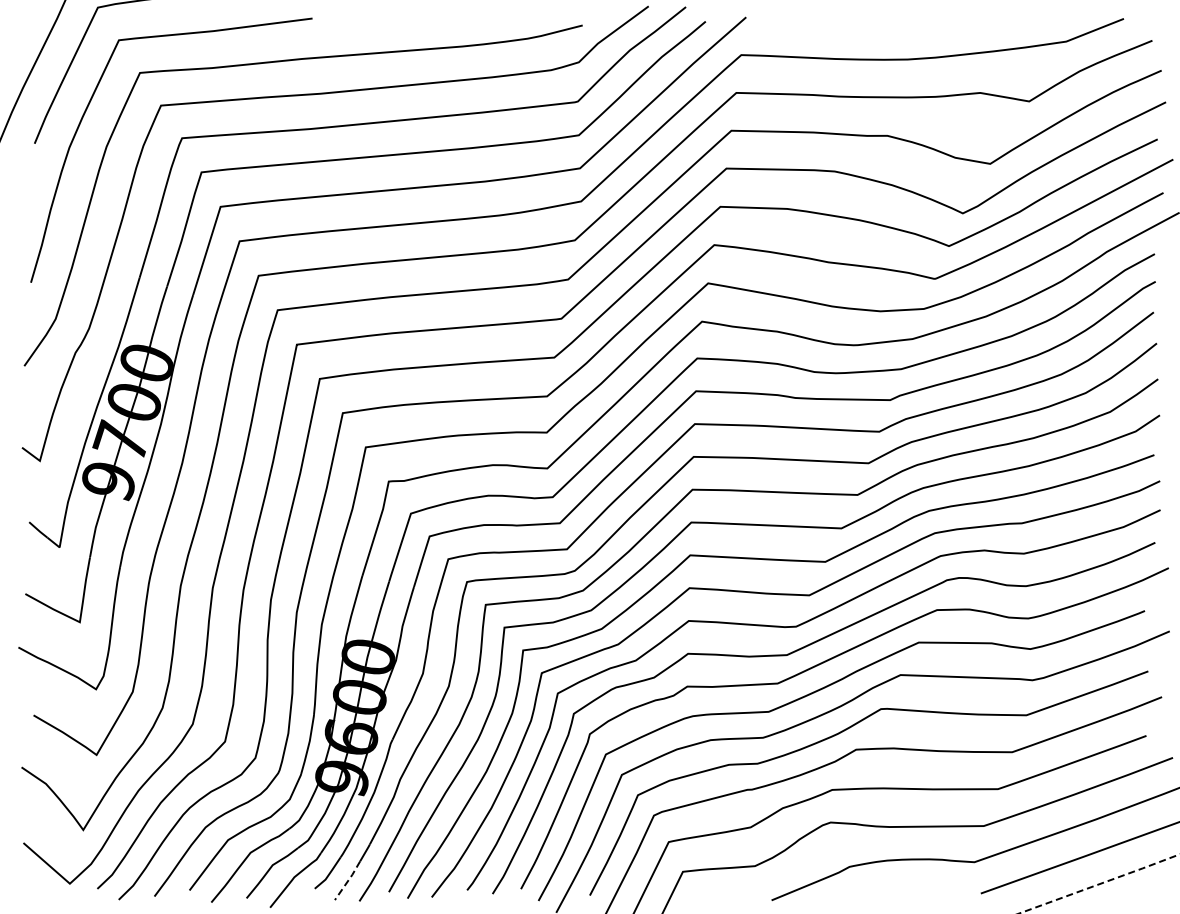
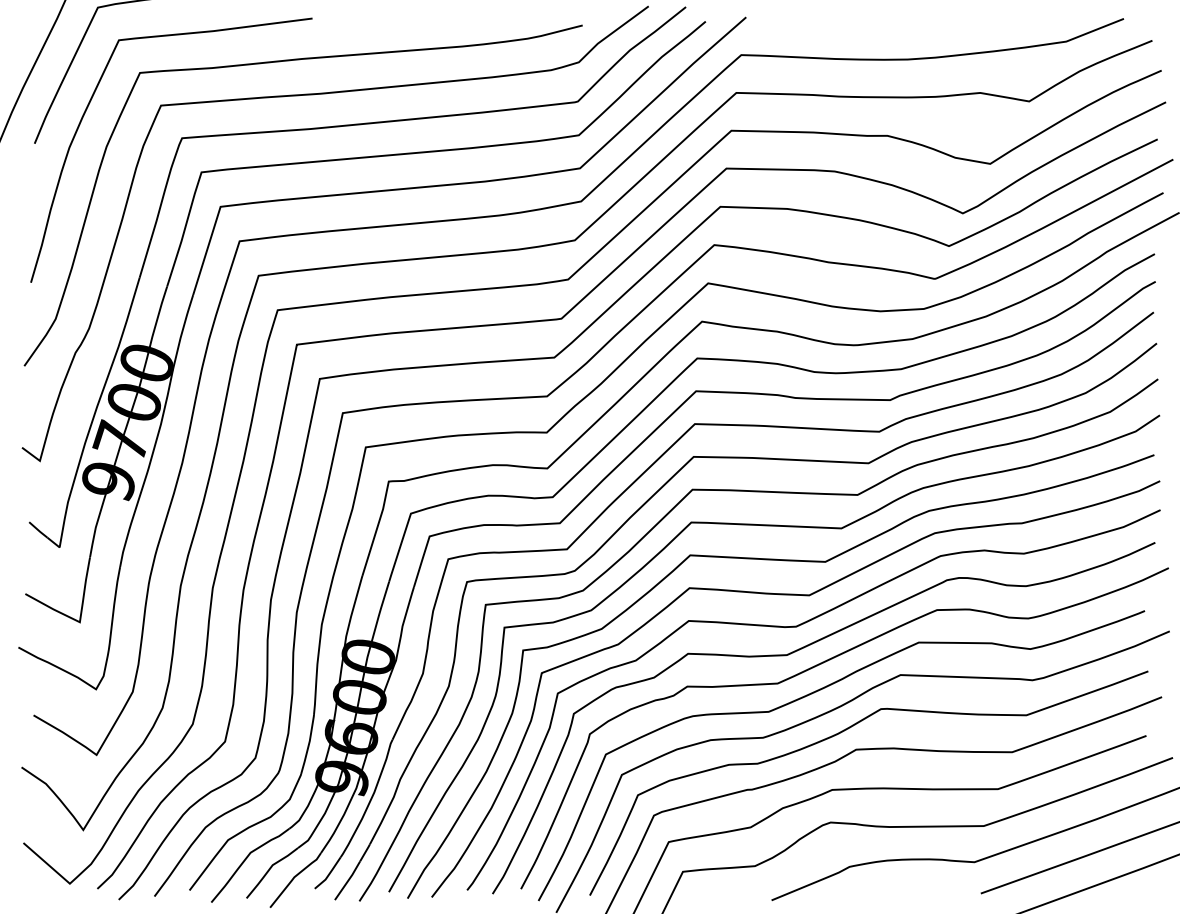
line: dashed -> solid (348, 880)
line: dashed -> solid (1098, 884)
